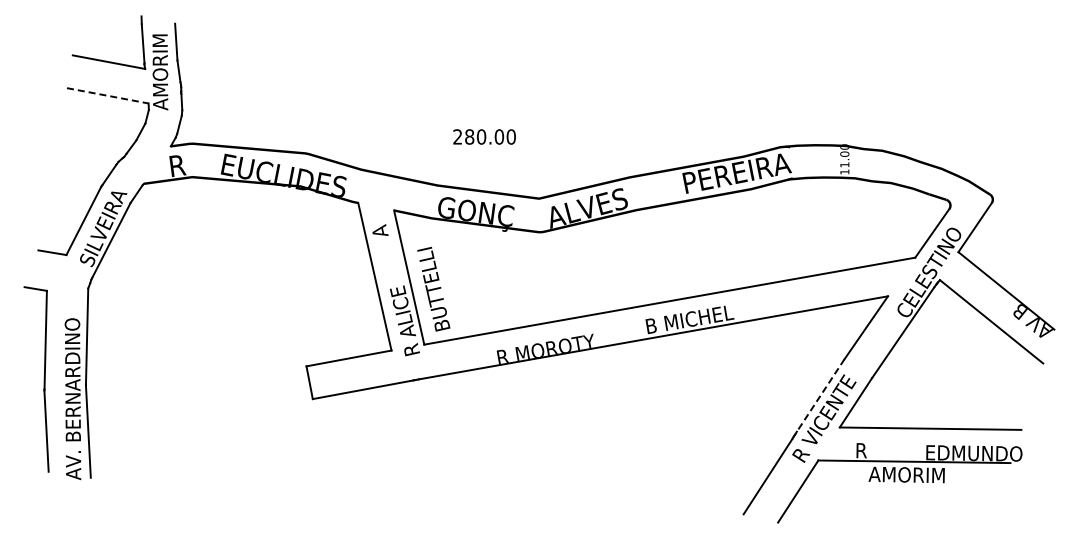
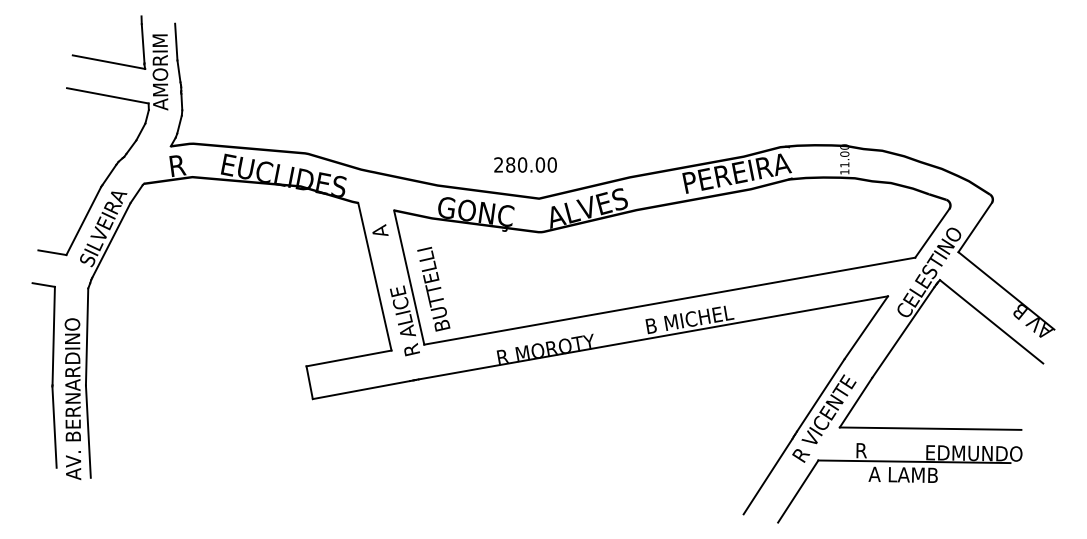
line: dashed -> solid (107, 95)
text position: (484, 136) -> (525, 164) (525, 164)
part position: (43, 379) -> (51, 375) (51, 375)
line: dashed -> solid (820, 395)
text: AMORIM -> A LAMB (913, 475)
